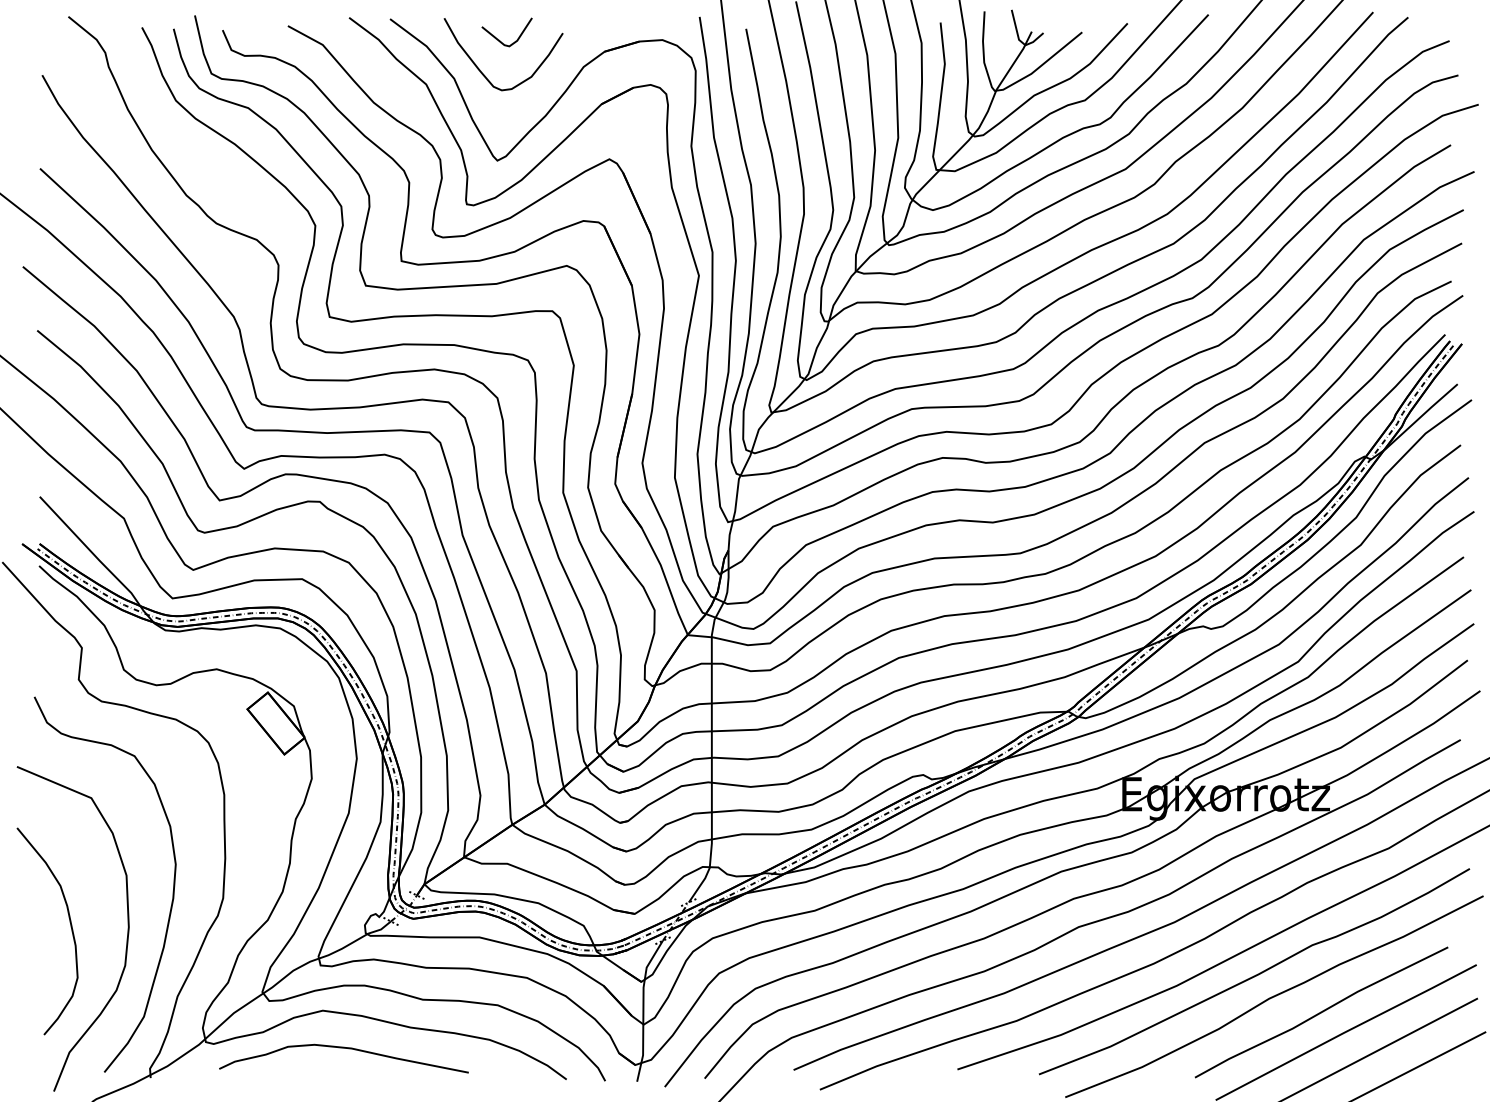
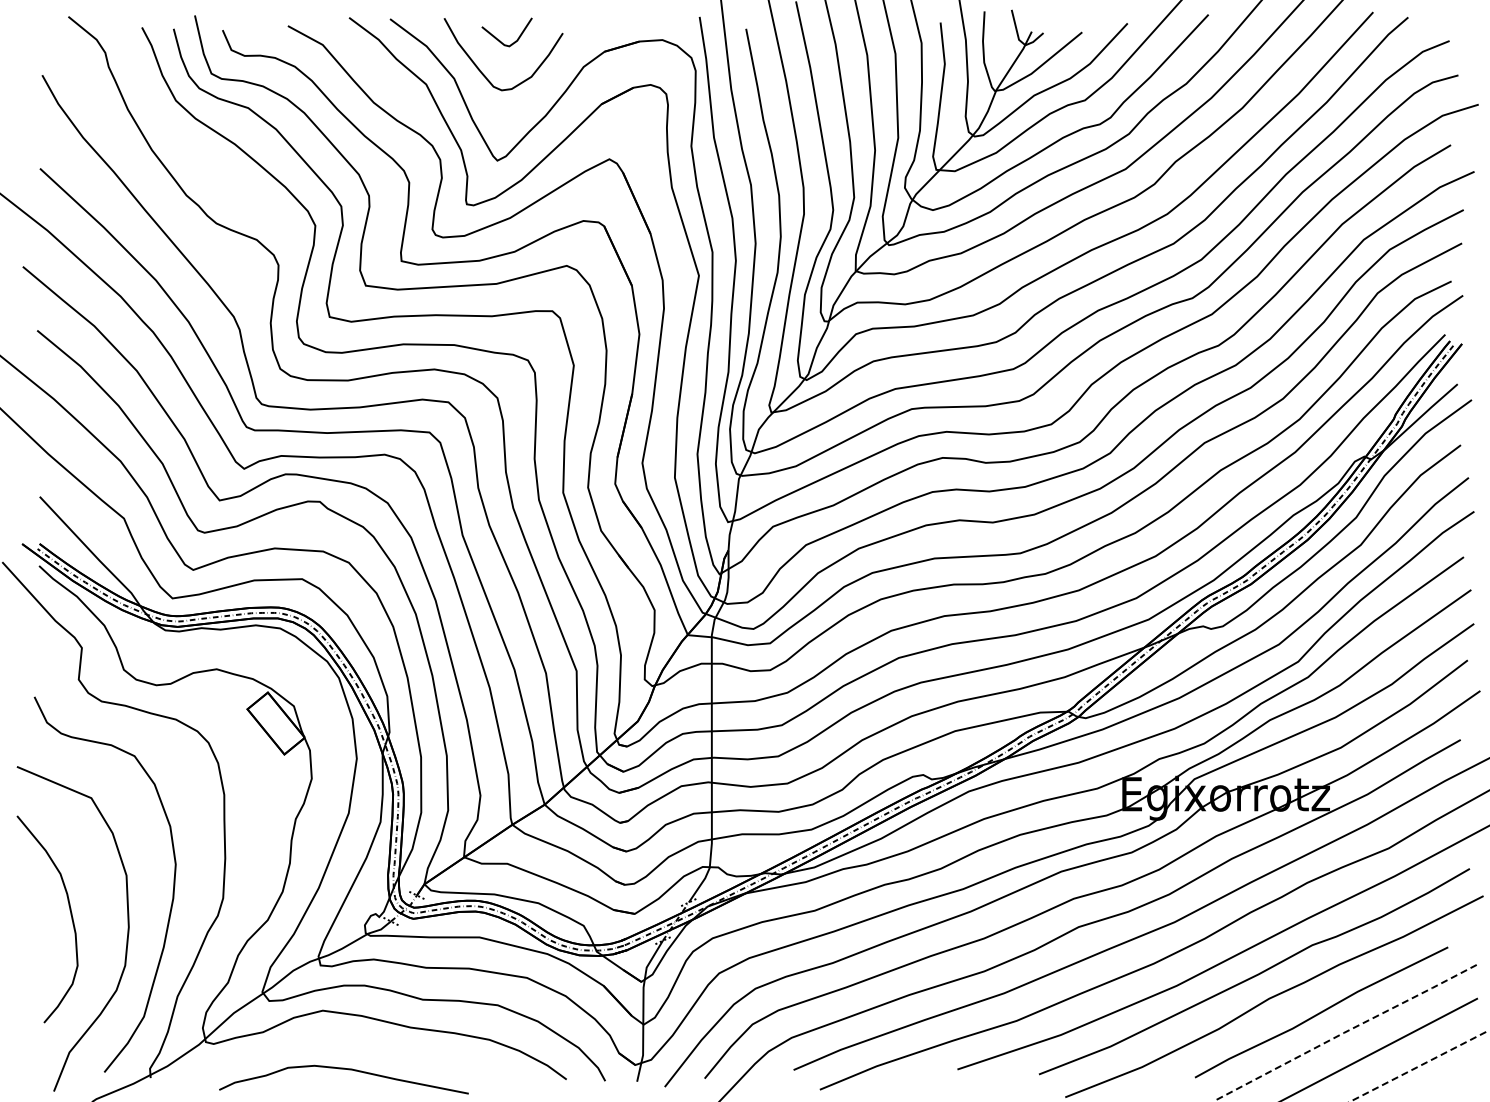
curve position: (70, 927) -> (70, 915) (70, 915)
line: solid -> dashed (1345, 1032)
curve position: (343, 1048) -> (343, 1069) (343, 1069)
line: solid -> dashed (1418, 1066)
